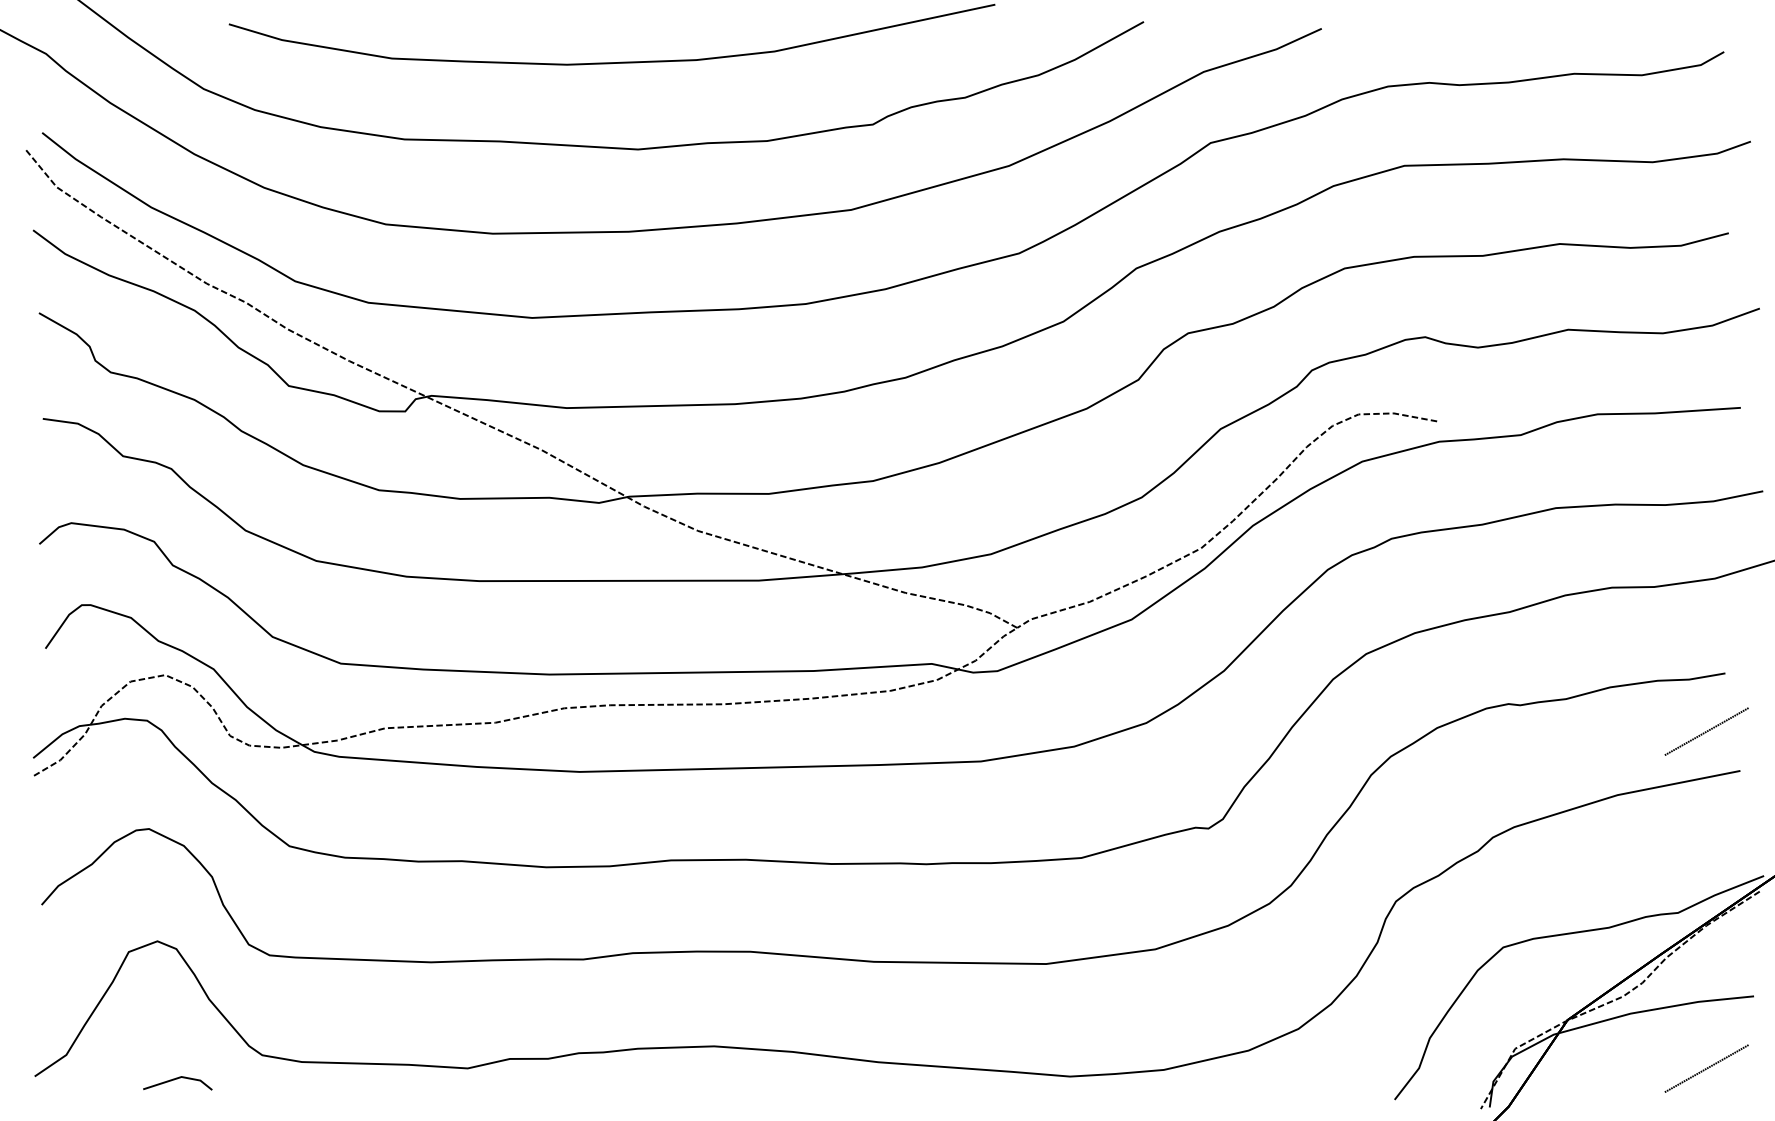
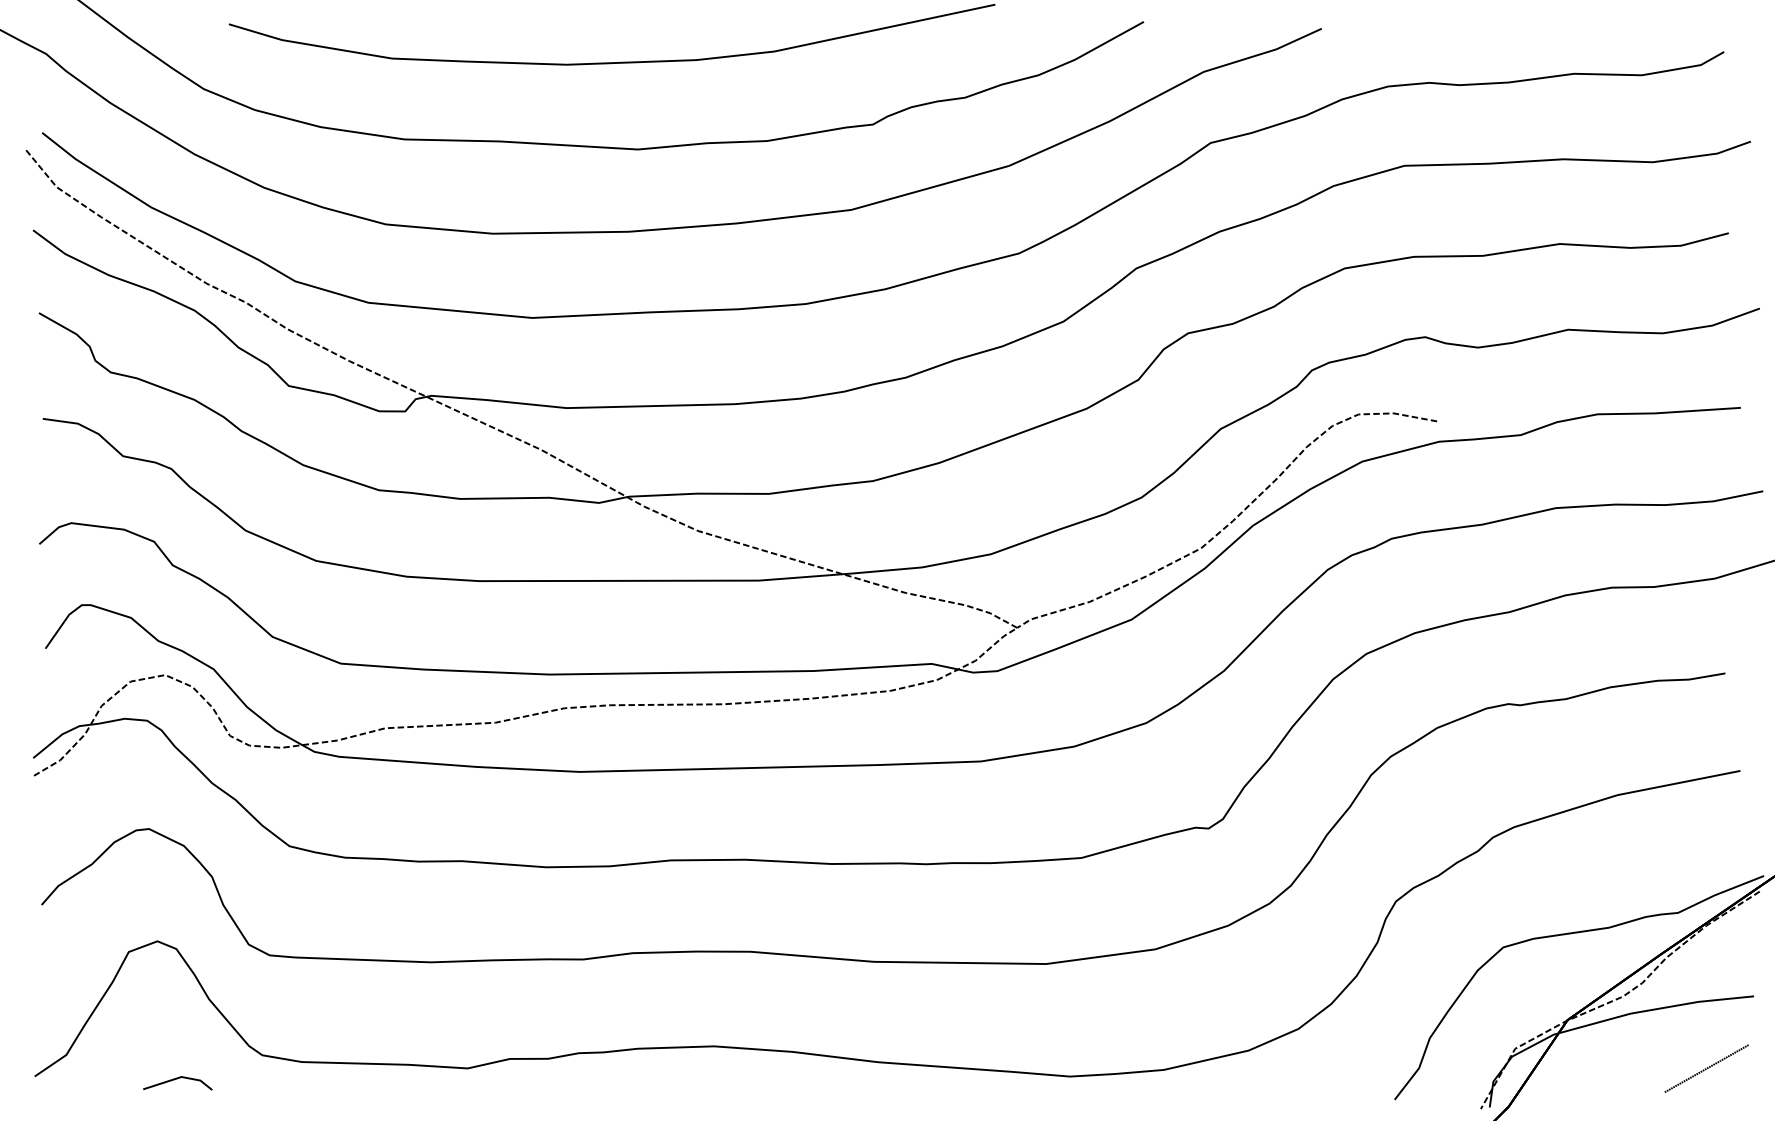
line: present -> none (1706, 731)
